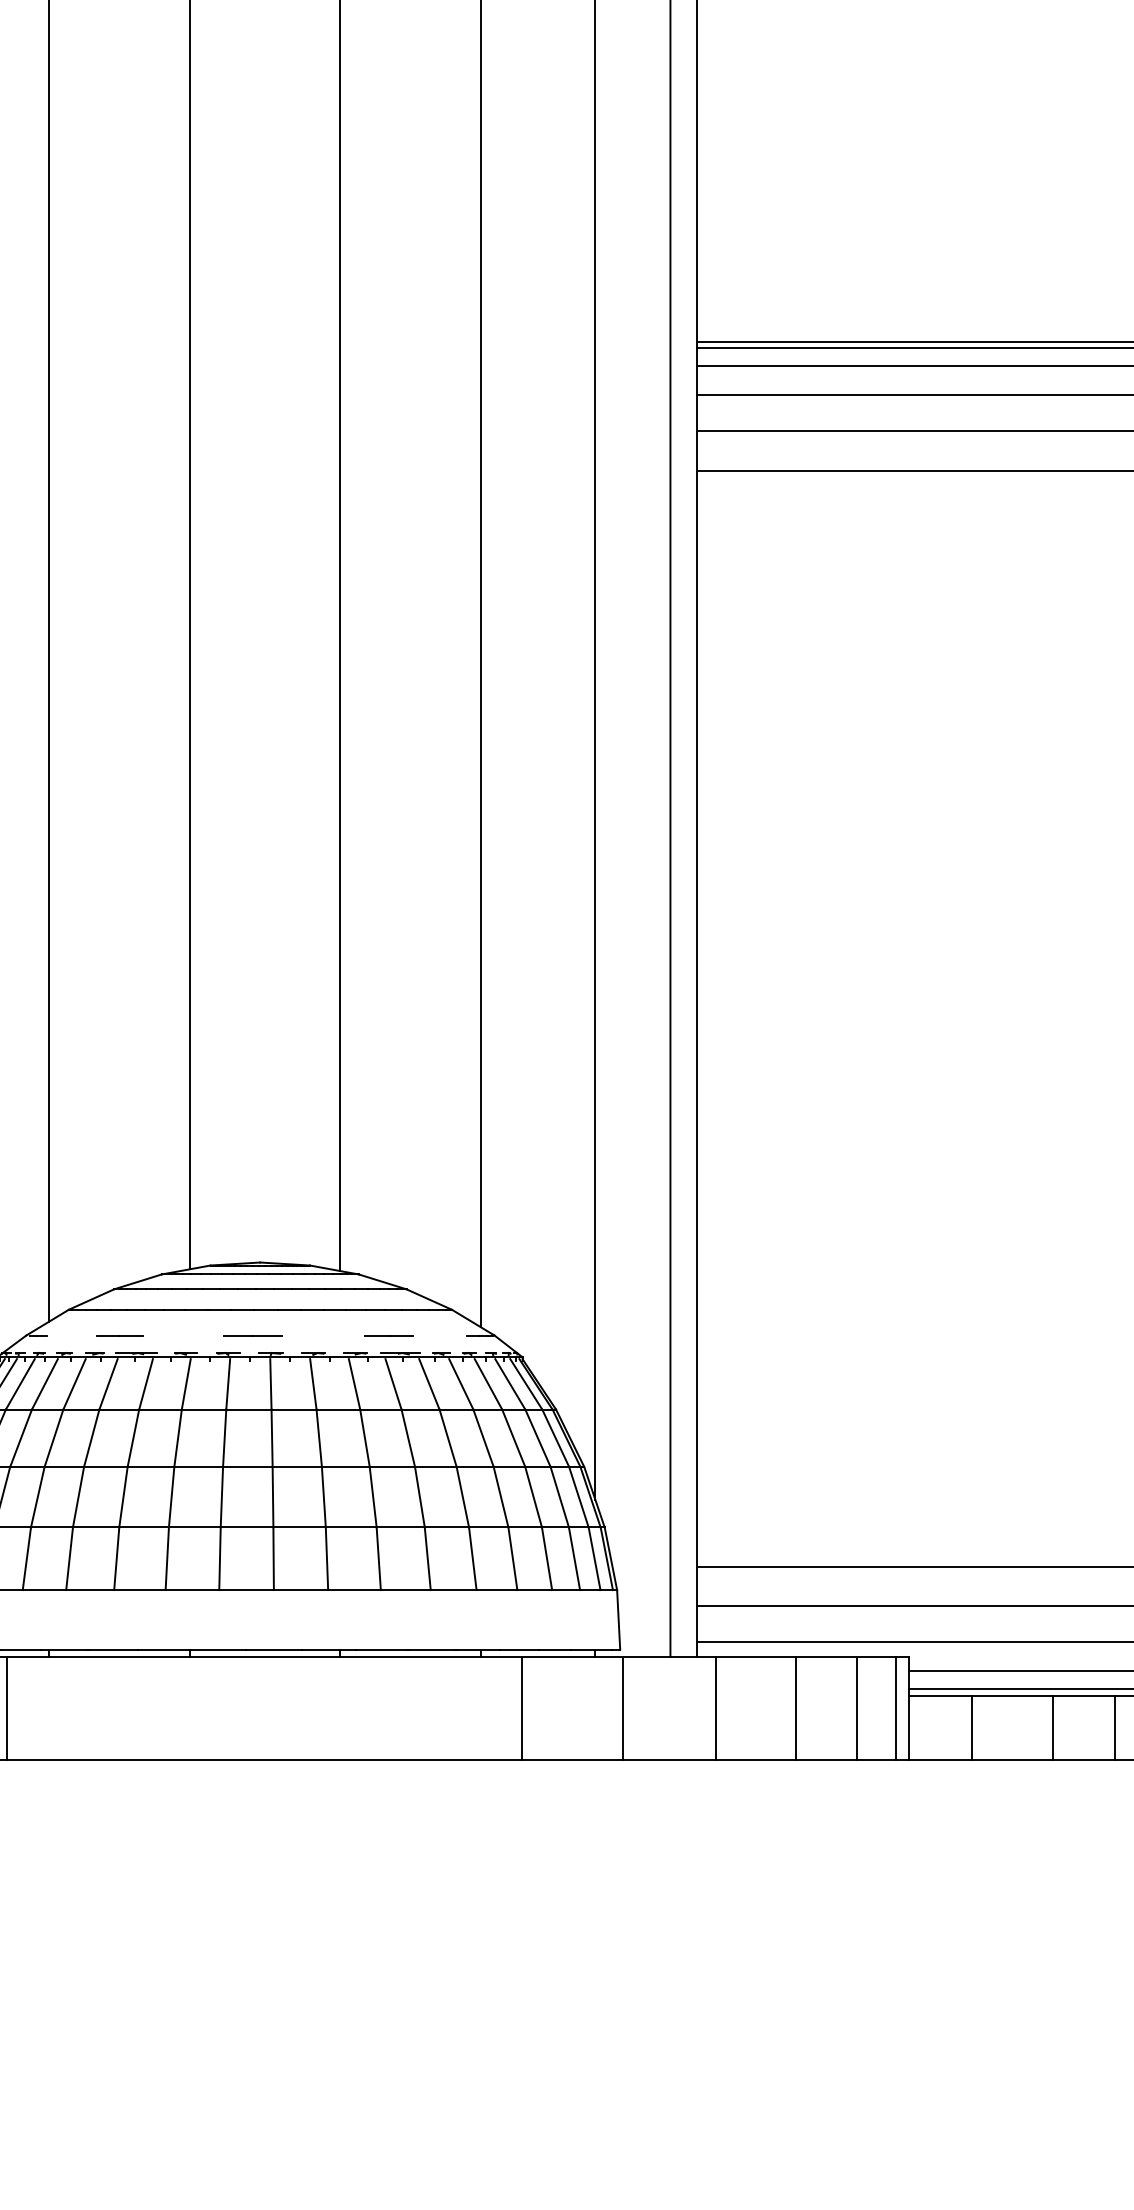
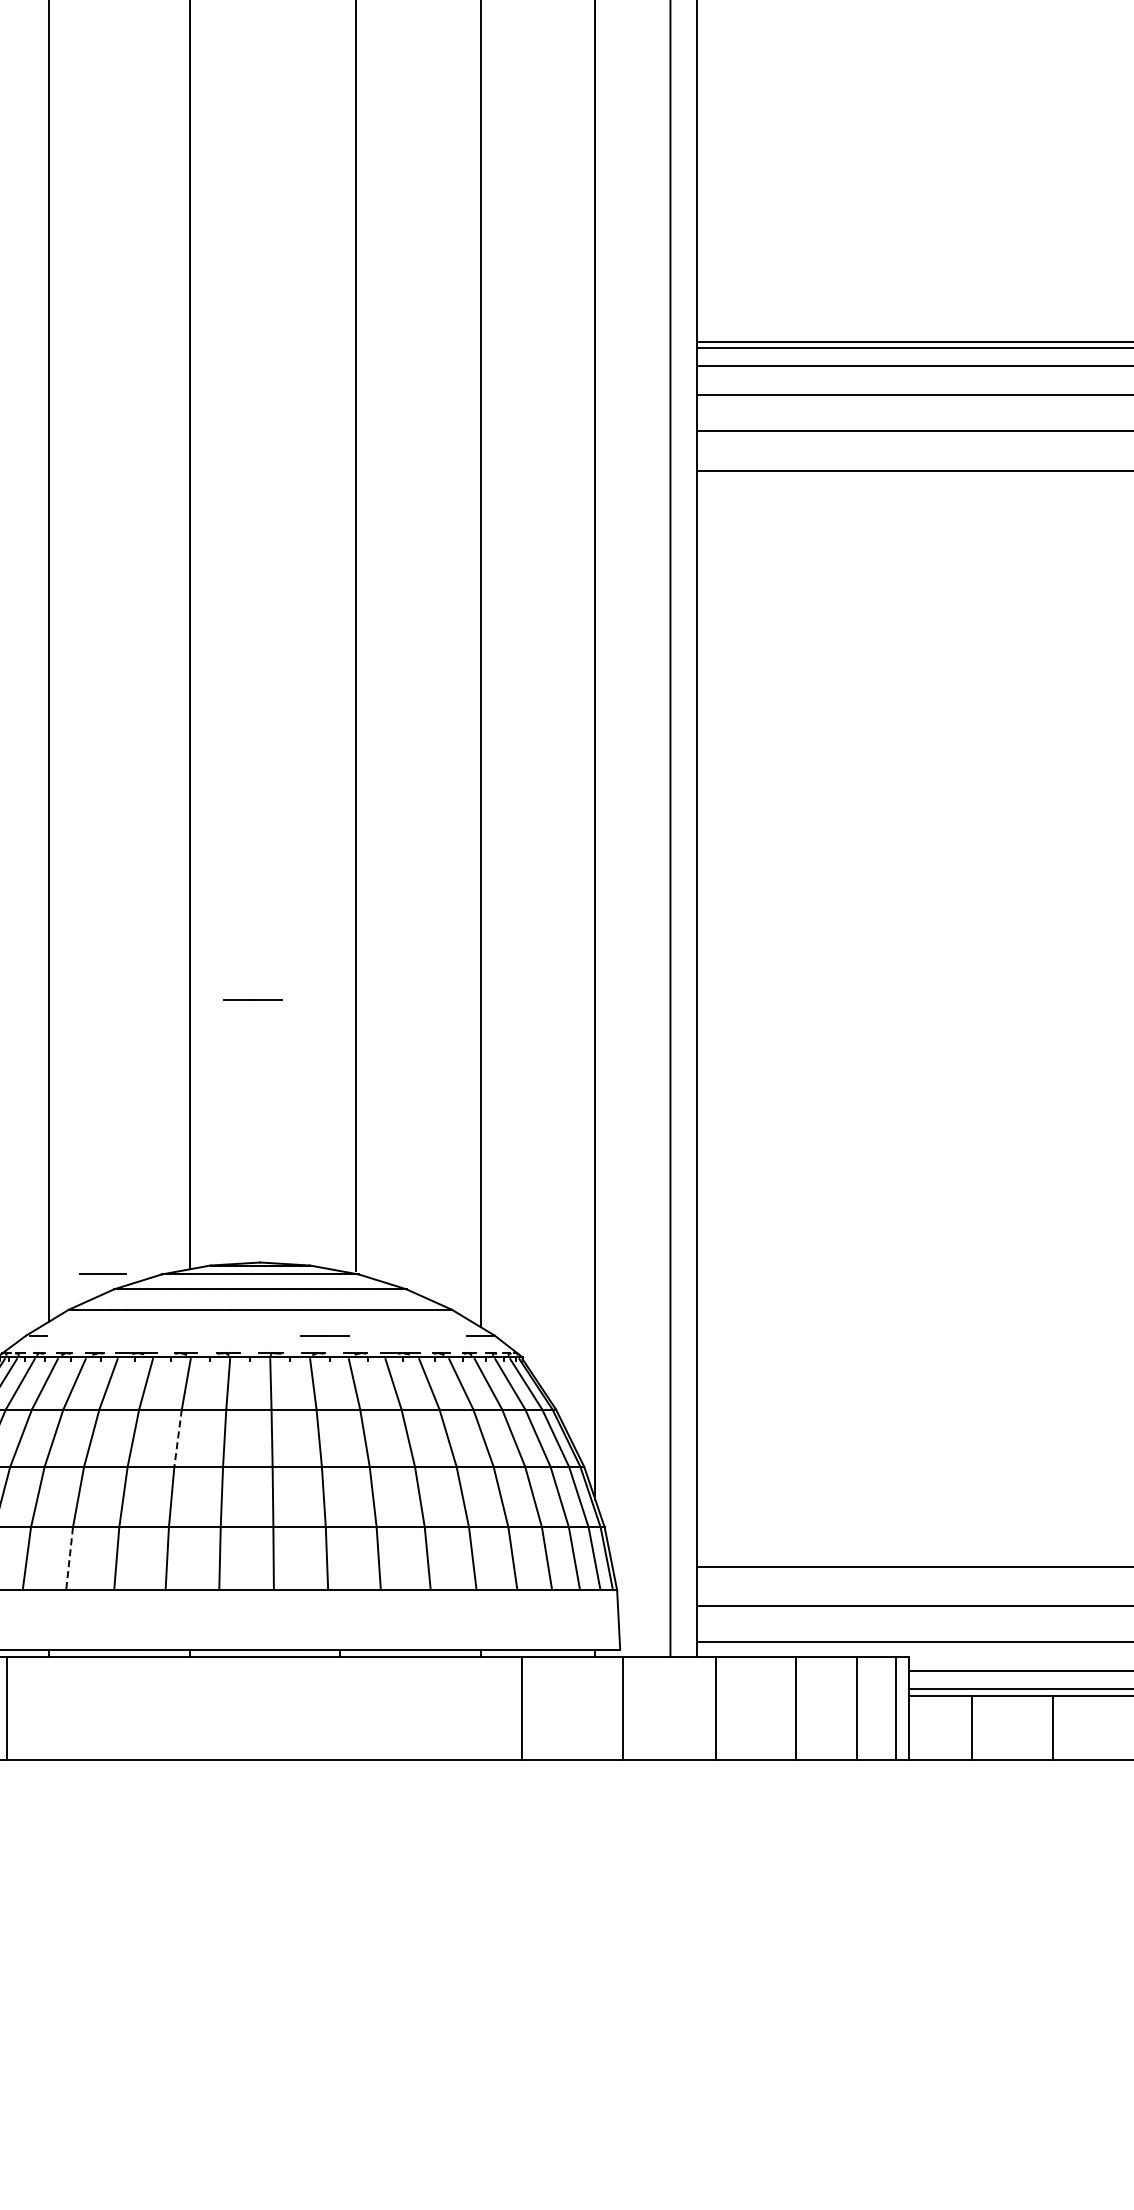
line position: (339, 636) -> (355, 636) (355, 636)
line position: (119, 1335) -> (102, 1273) (102, 1273)
line position: (252, 1335) -> (252, 999) (252, 999)
line position: (388, 1335) -> (324, 1335) (324, 1335)
line: solid -> dashed (178, 1438)
line: solid -> dashed (69, 1558)
line: present -> none (1114, 1727)
